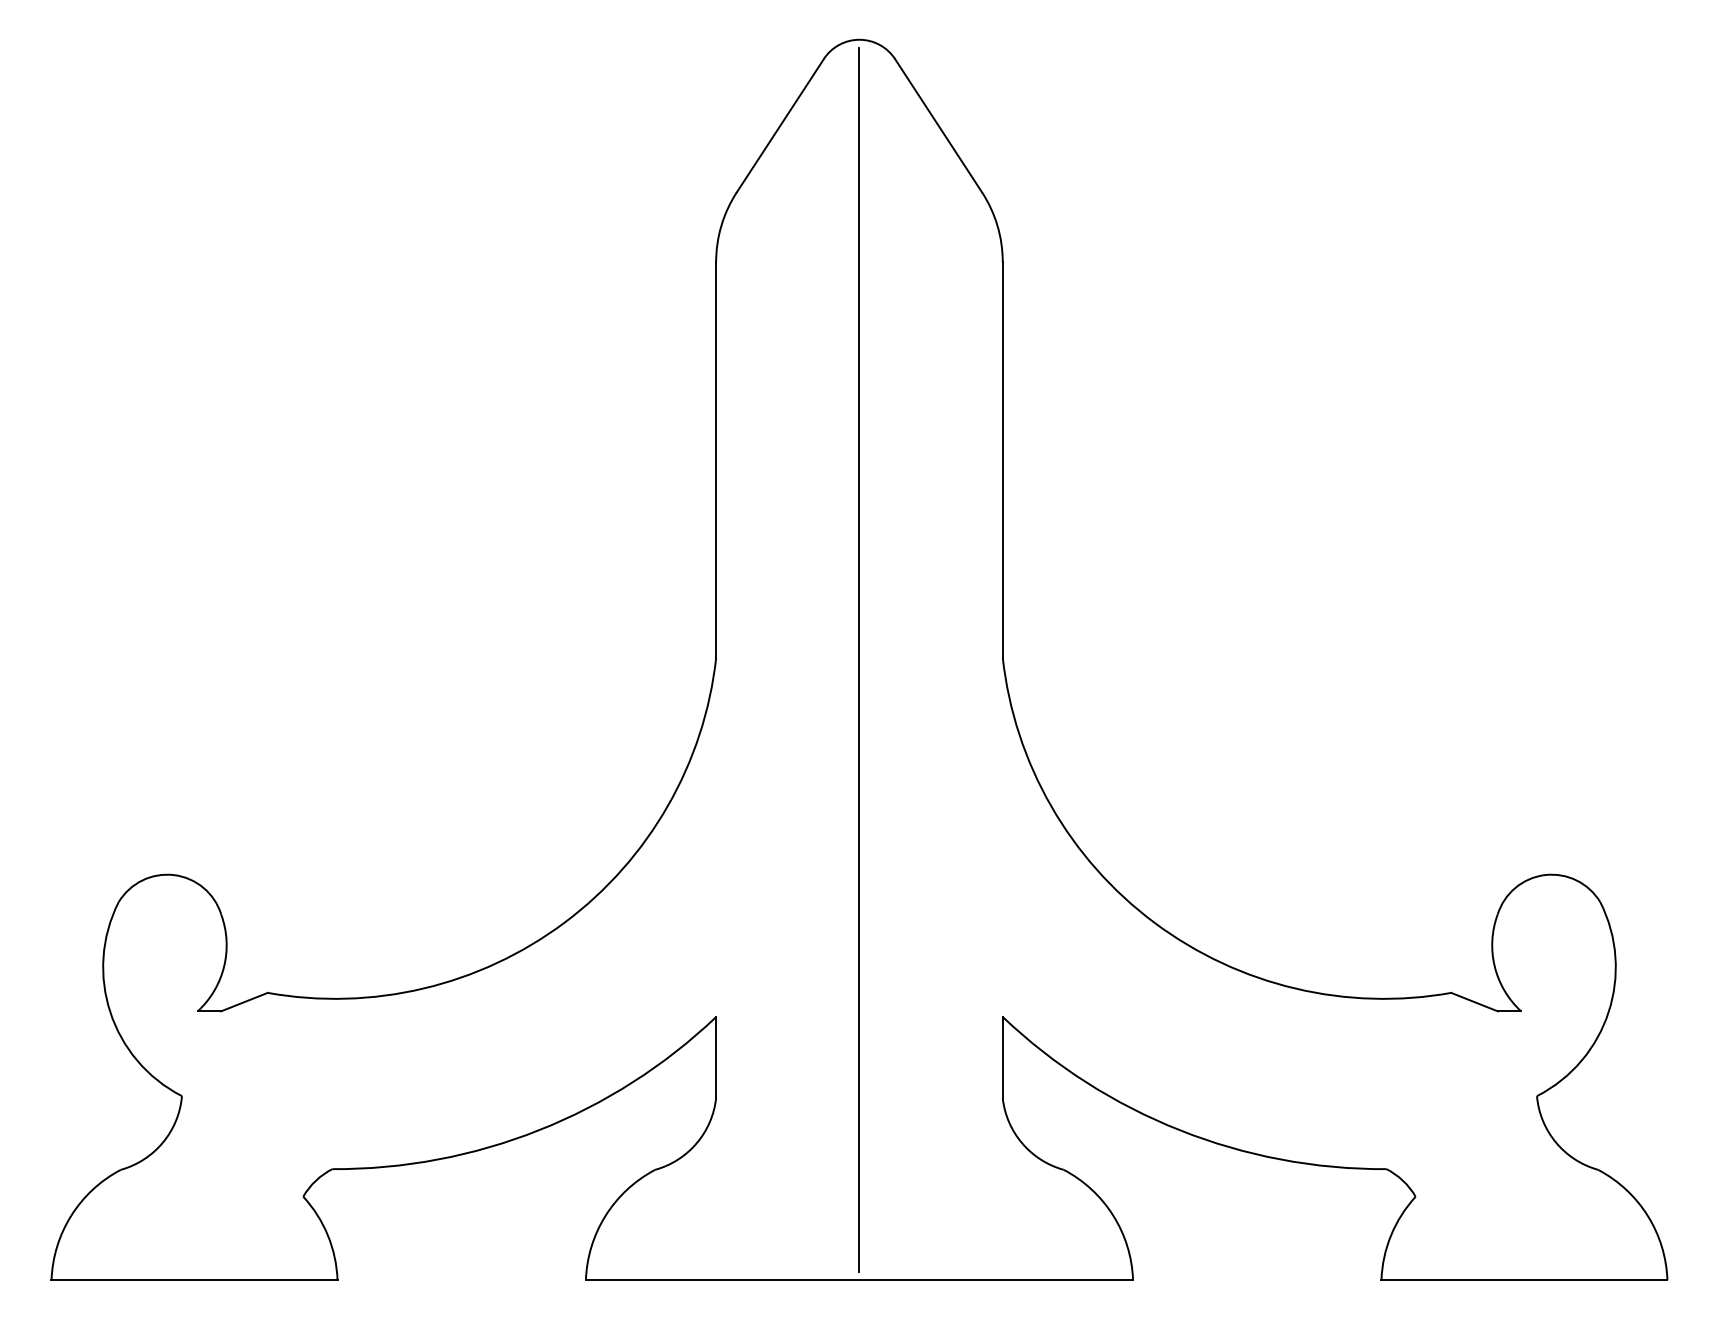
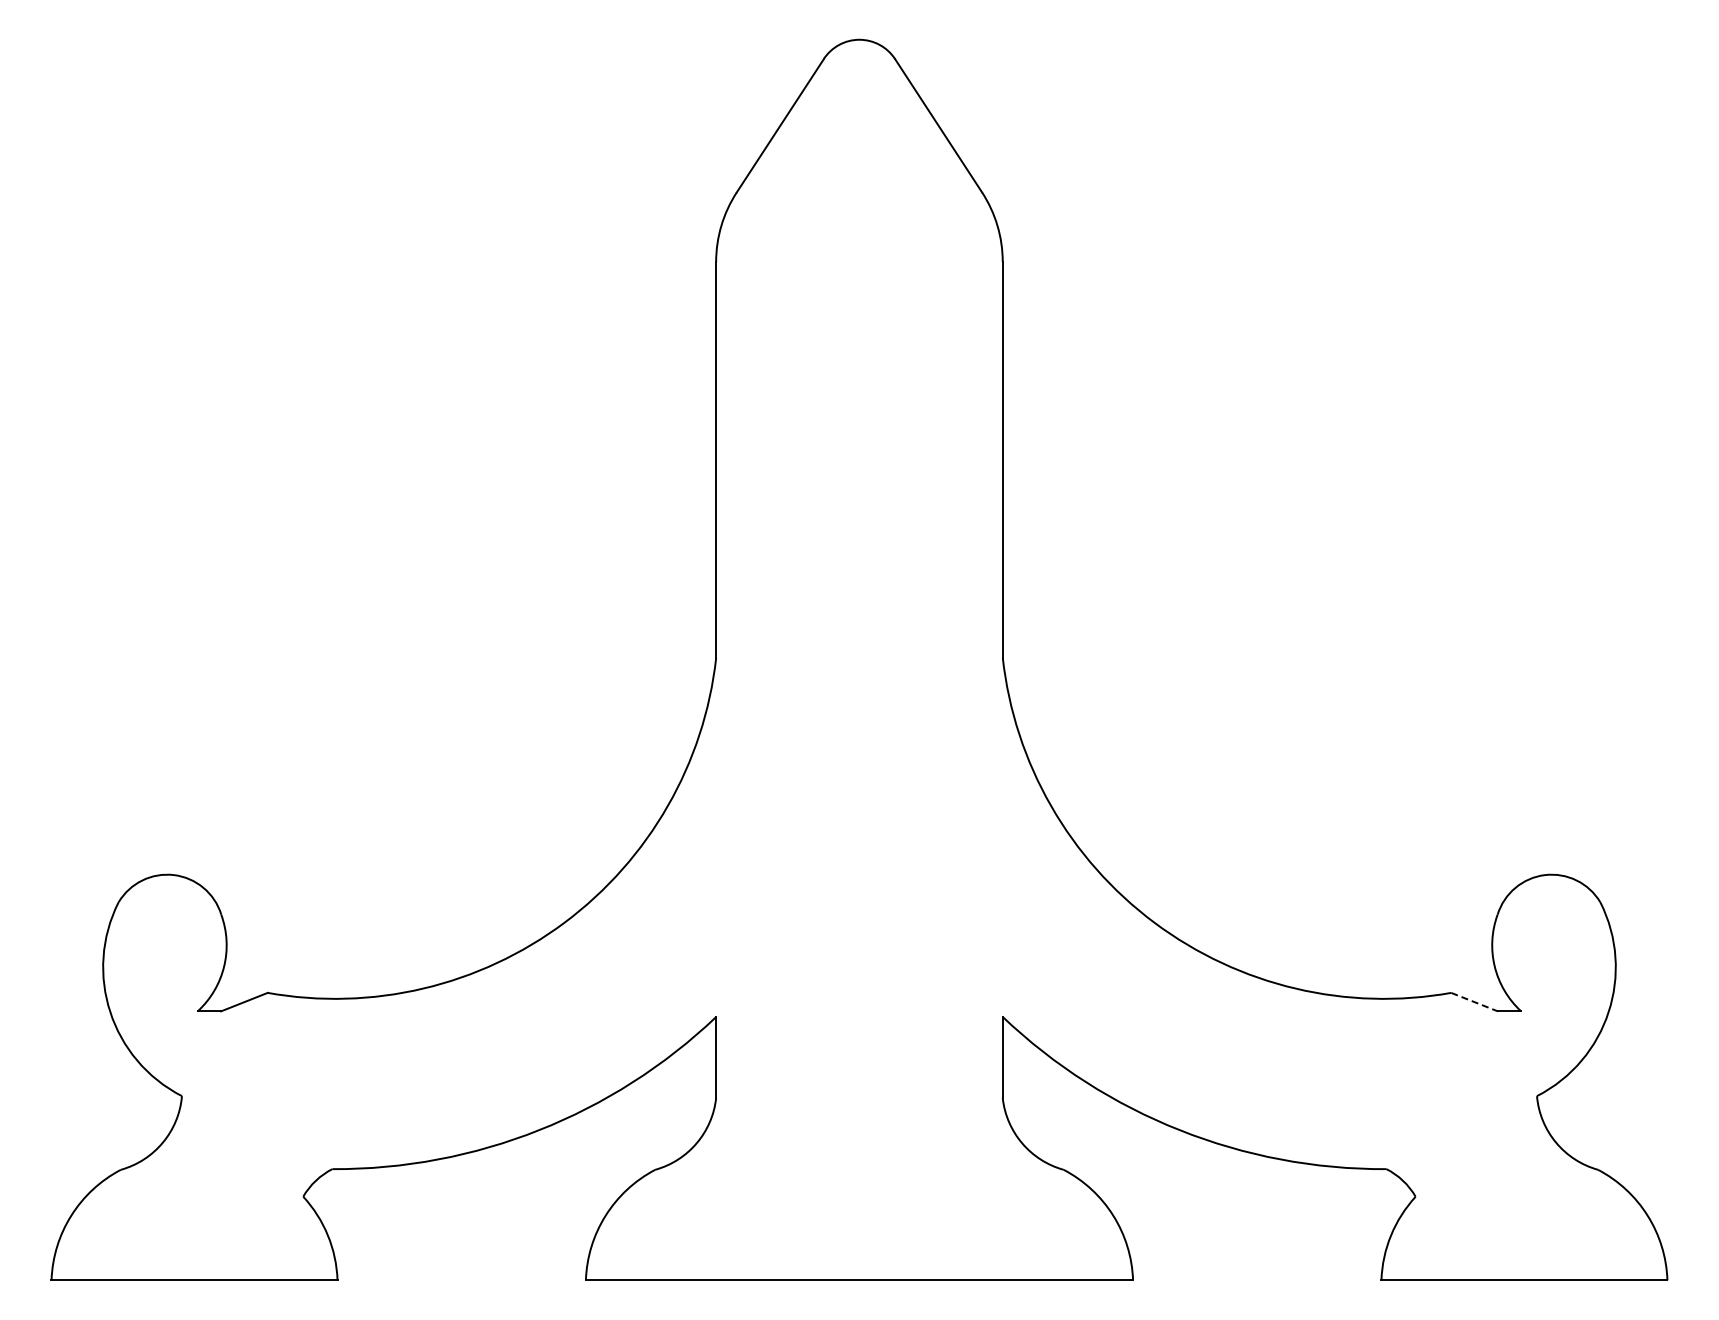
line: present -> none (859, 659)
line: solid -> dashed (1475, 1002)
